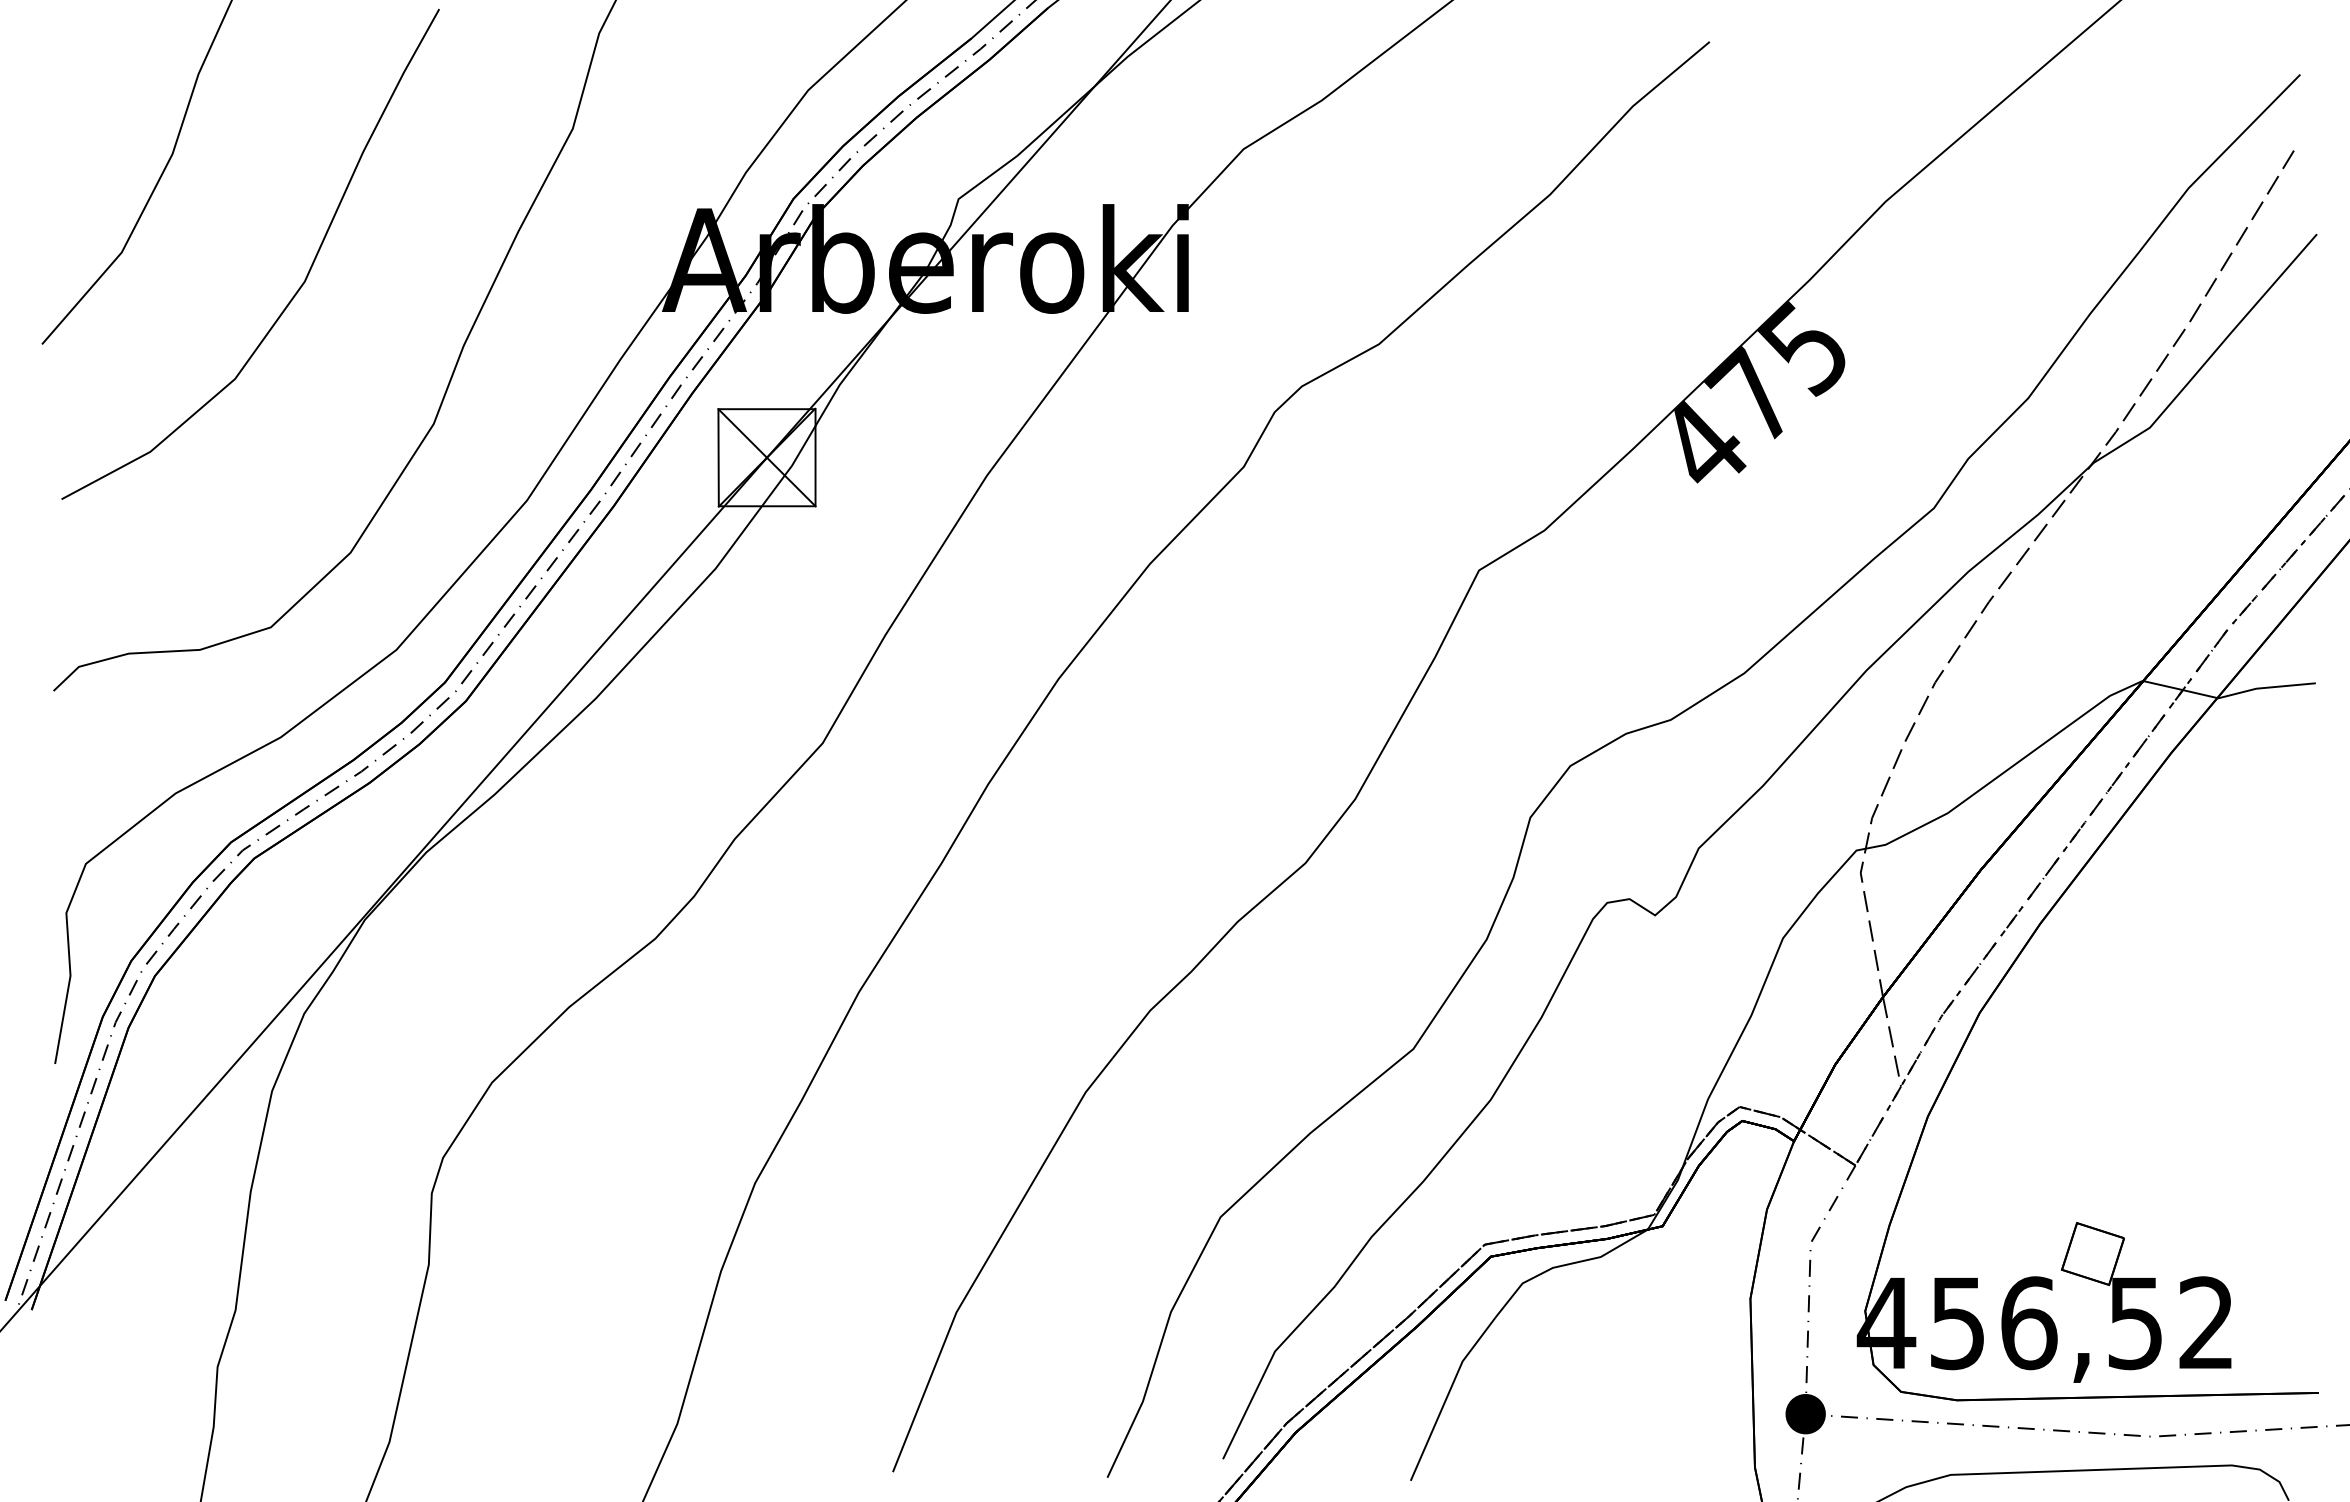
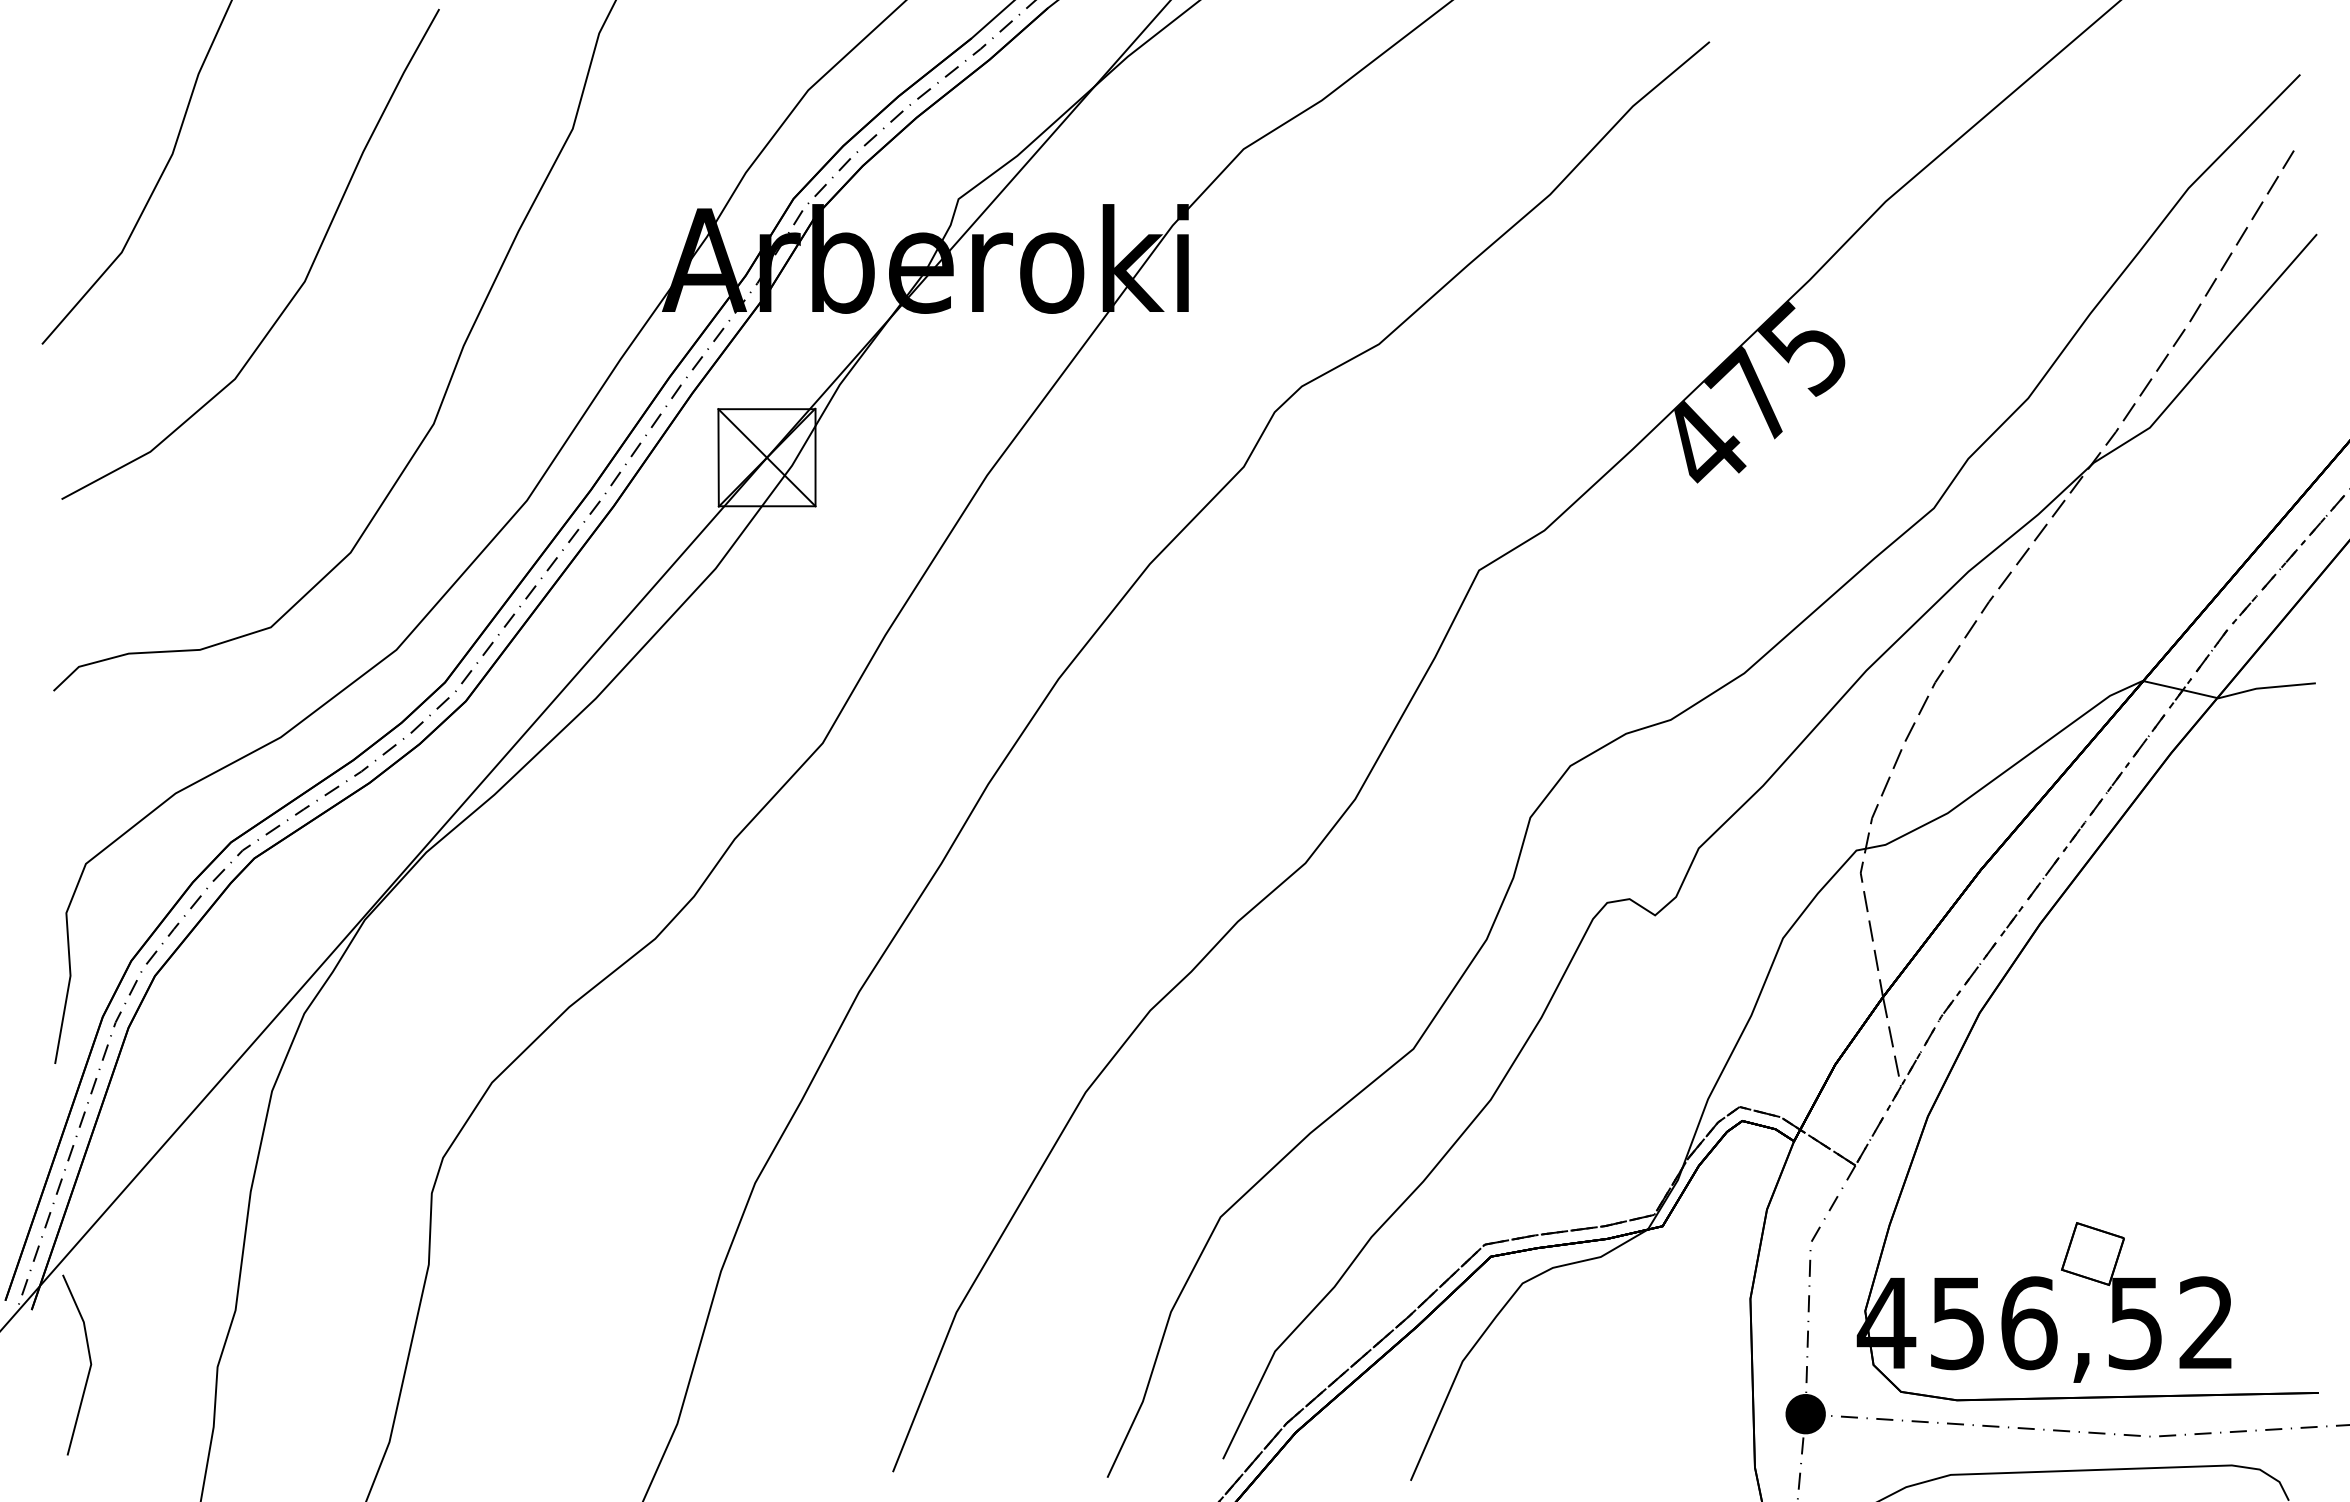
line: none -> present (89, 1366)
